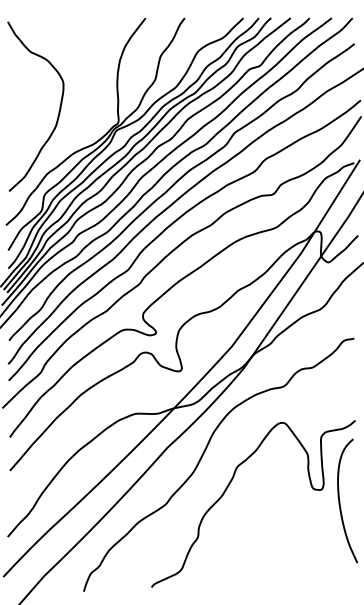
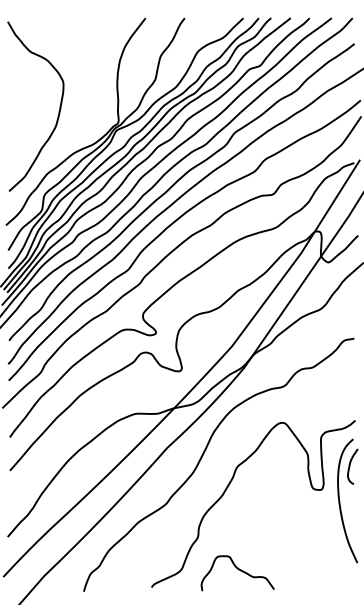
curve: none -> present (350, 466)
curve: none -> present (238, 570)
